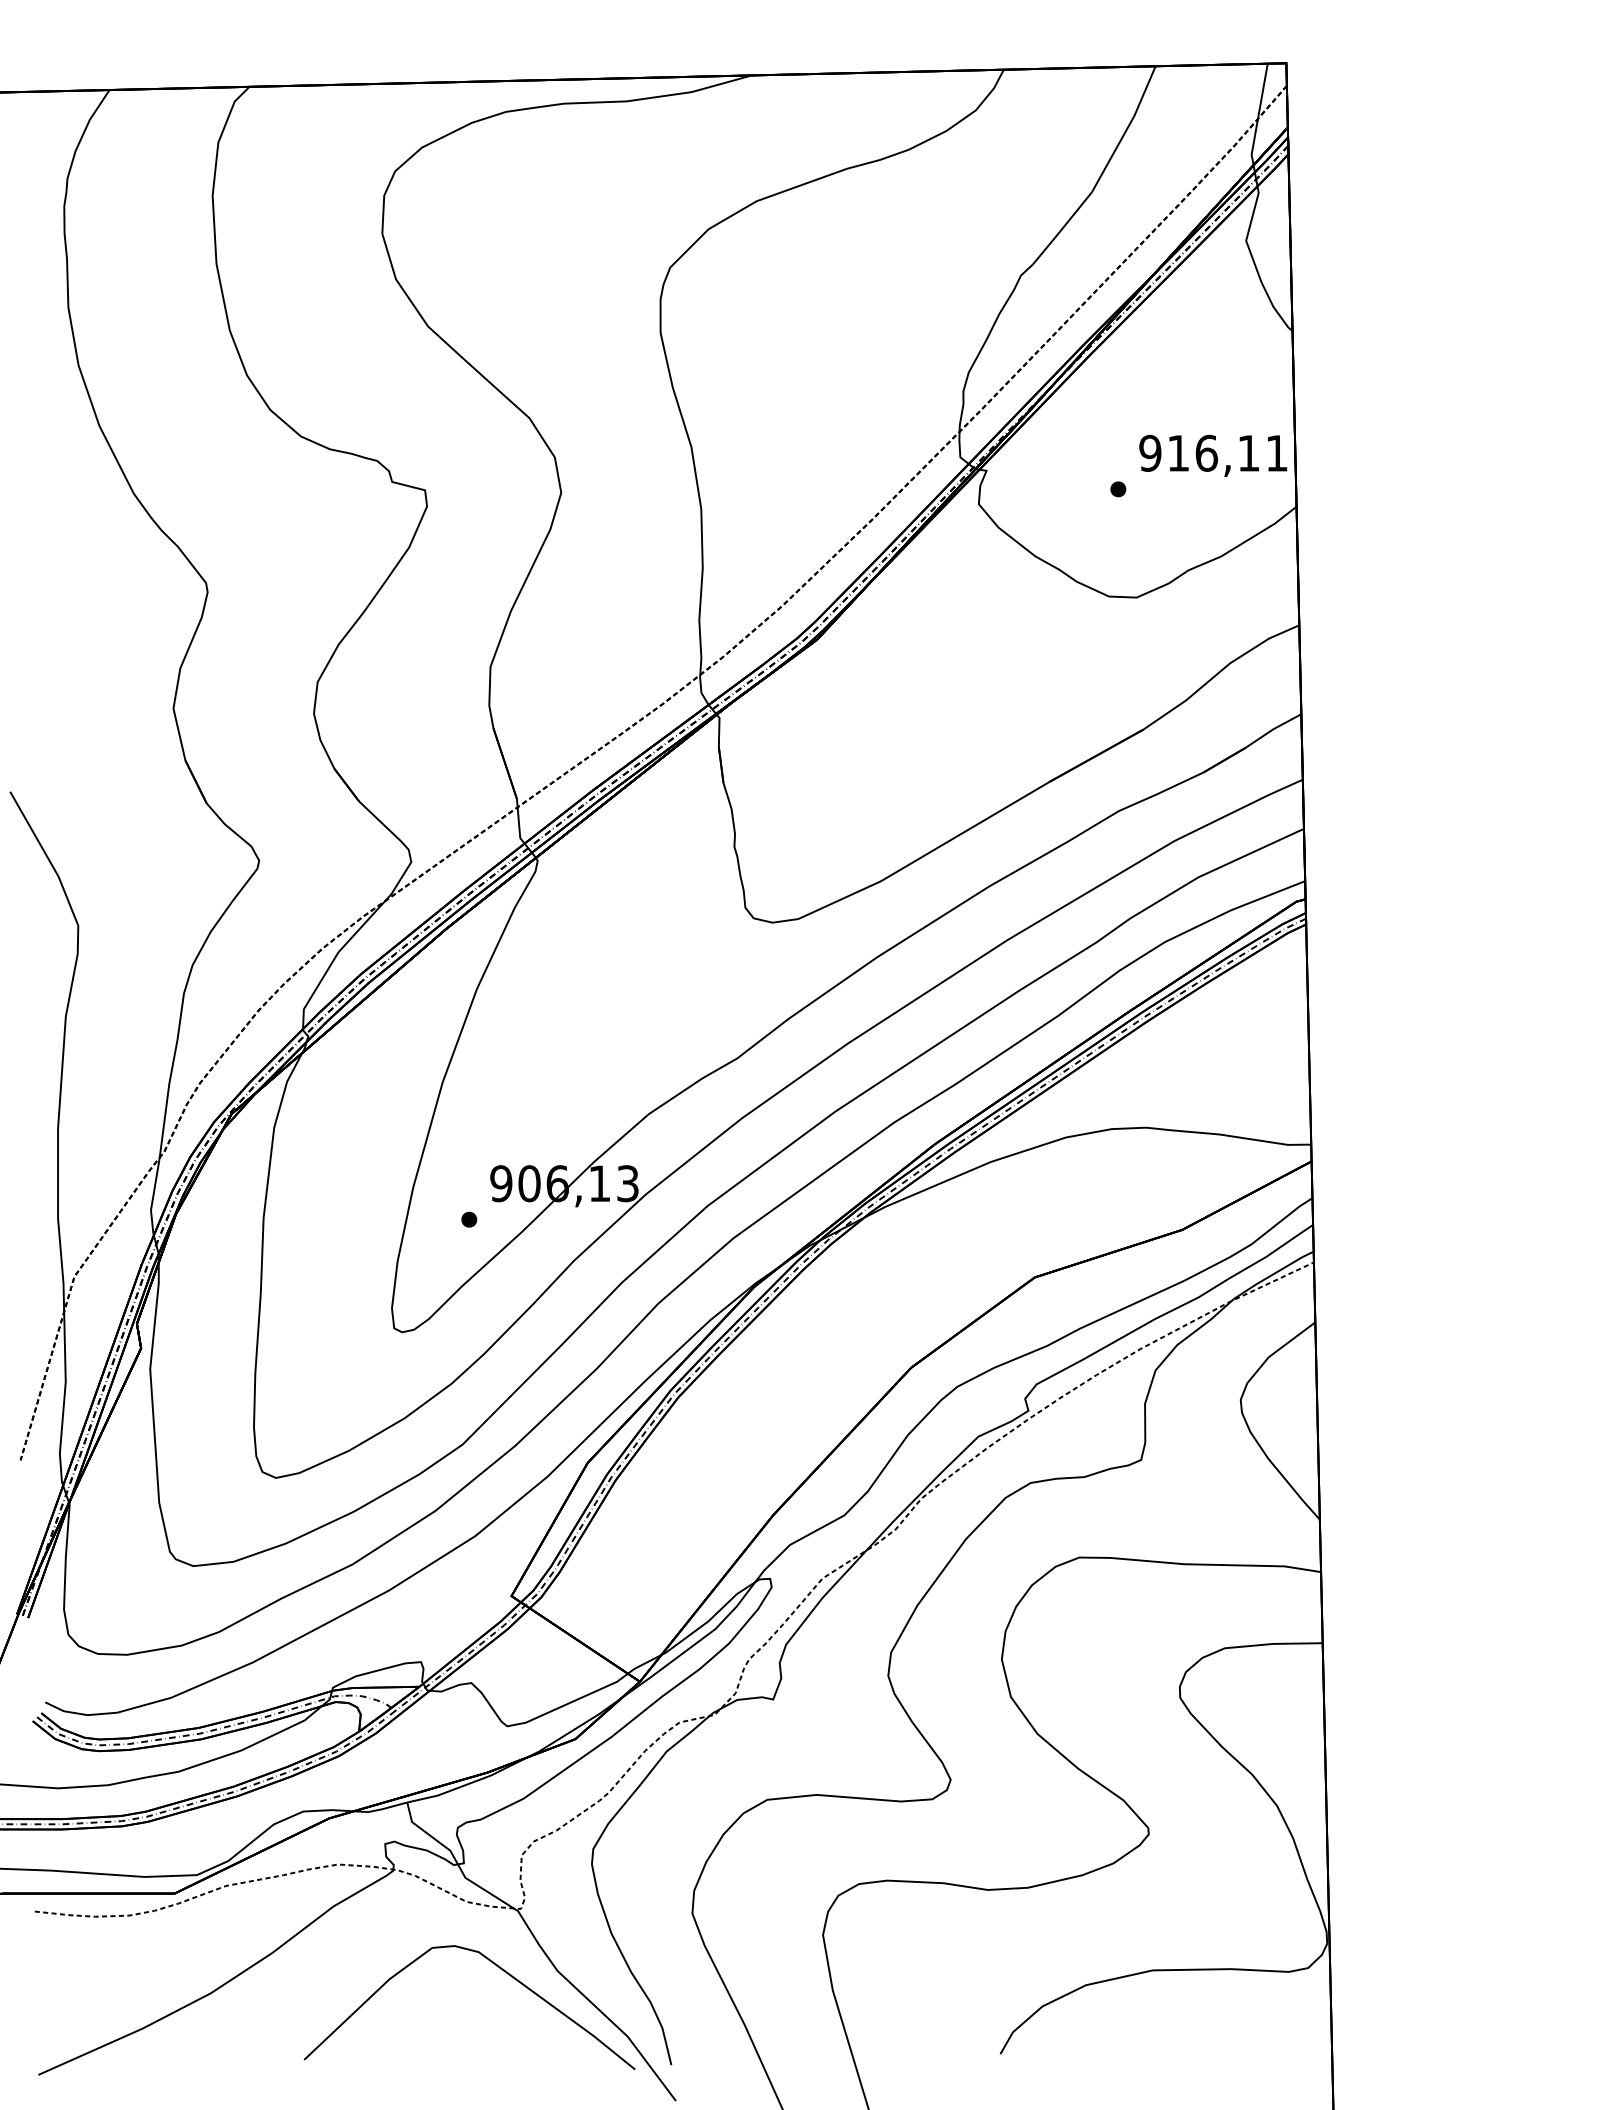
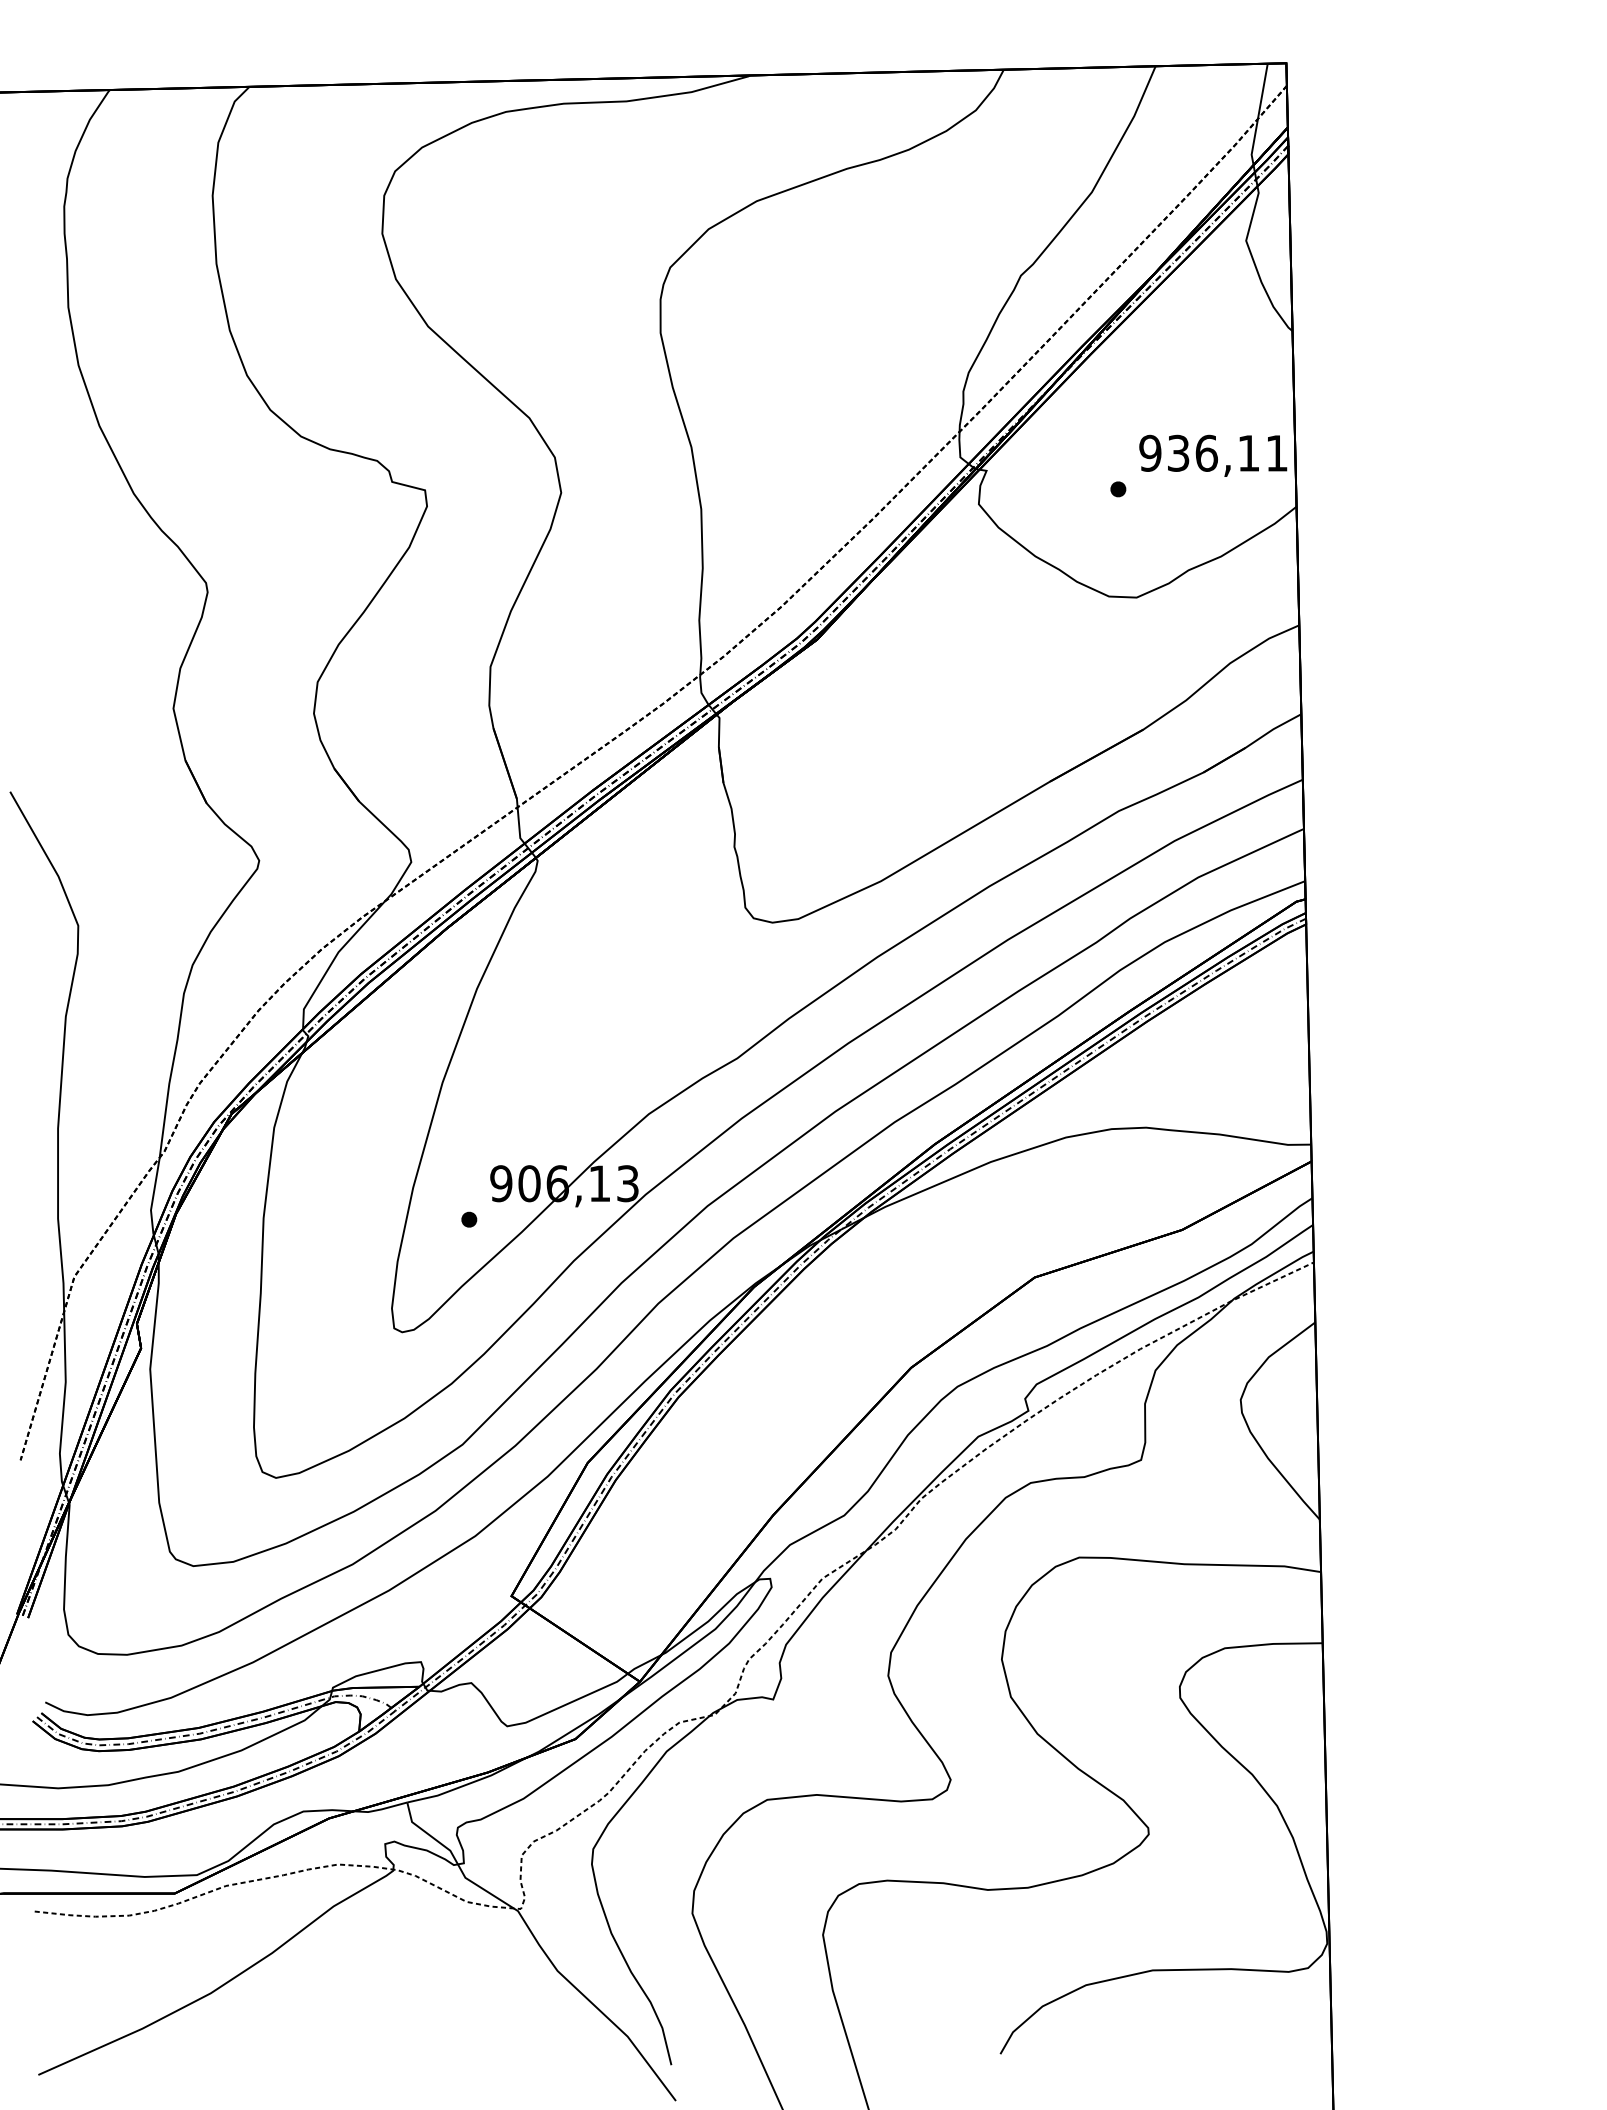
text: 916,11 -> 936,11 (1178, 452)
curve: present -> none (500, 1969)
